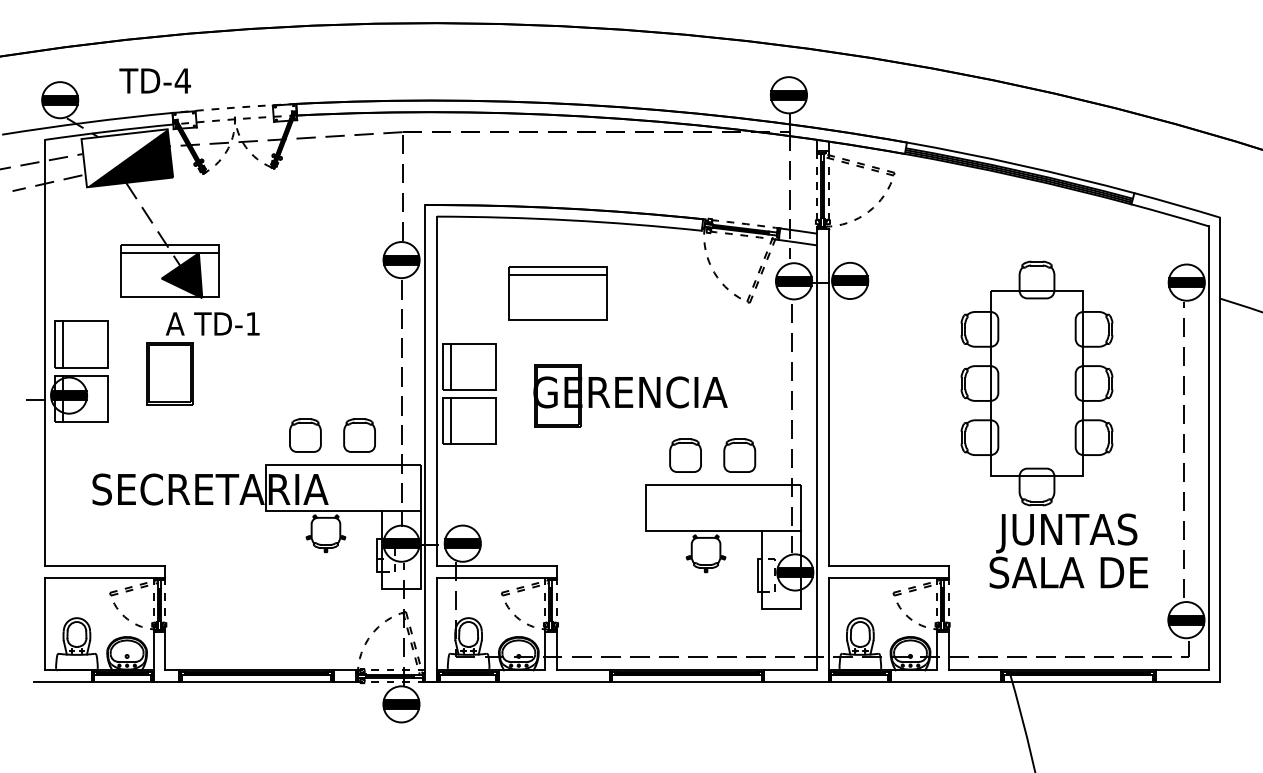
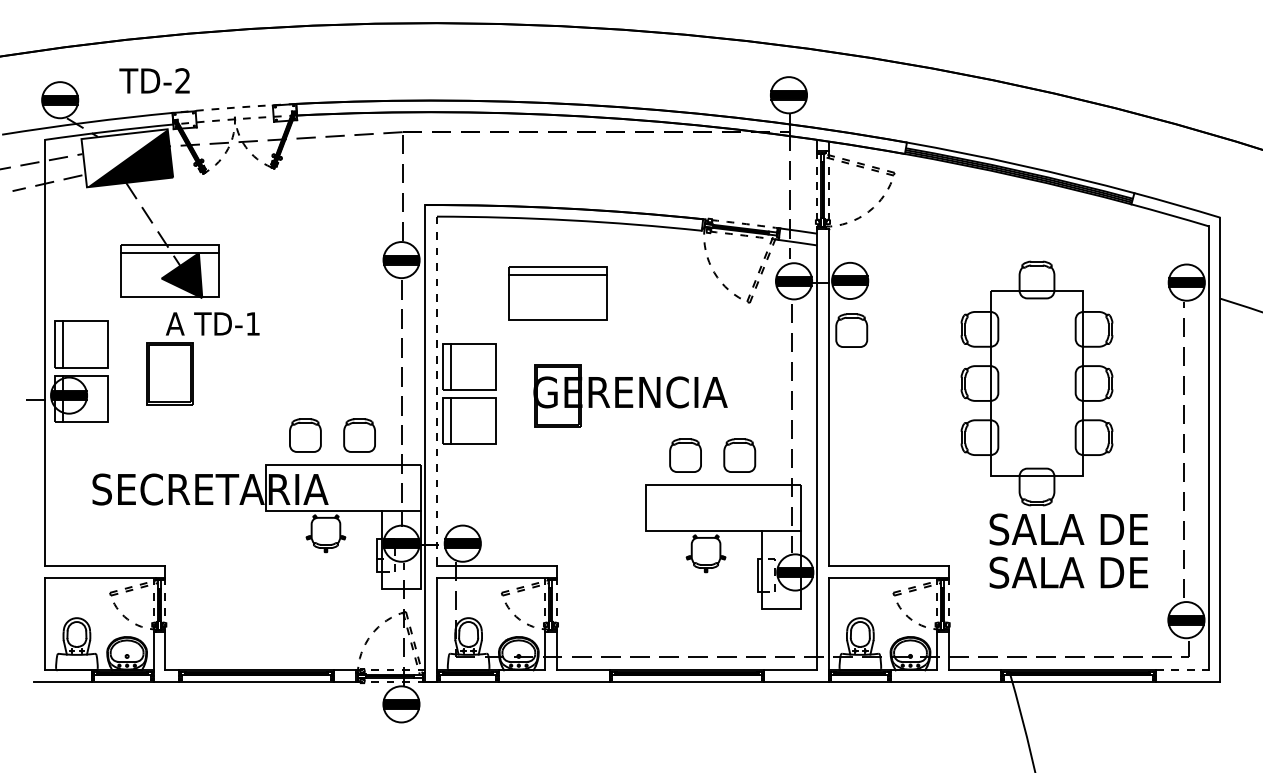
text: TD-4 -> TD-2 (182, 80)
part: none -> present (851, 330)
line: solid -> dashed (436, 391)
text: JUNTAS -> SALA DE (1068, 533)
line: solid -> dashed (1182, 670)
